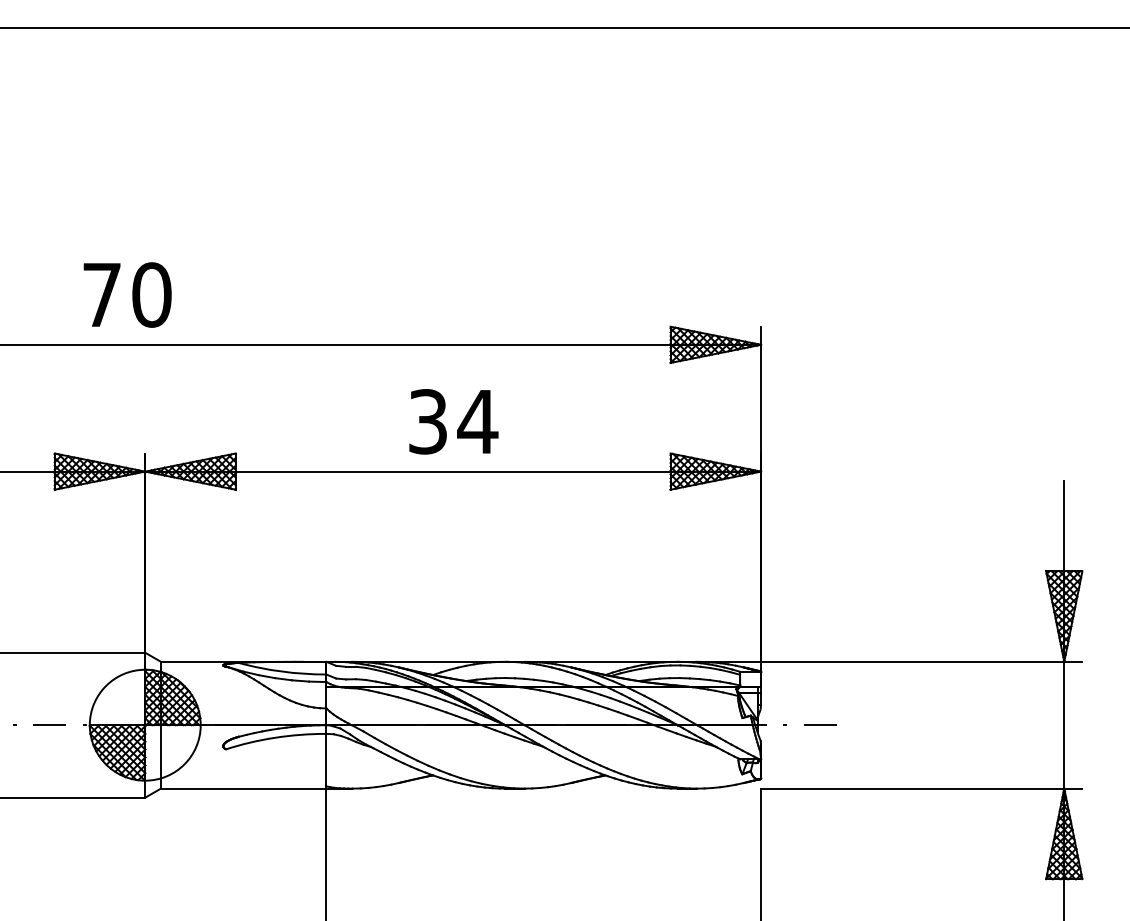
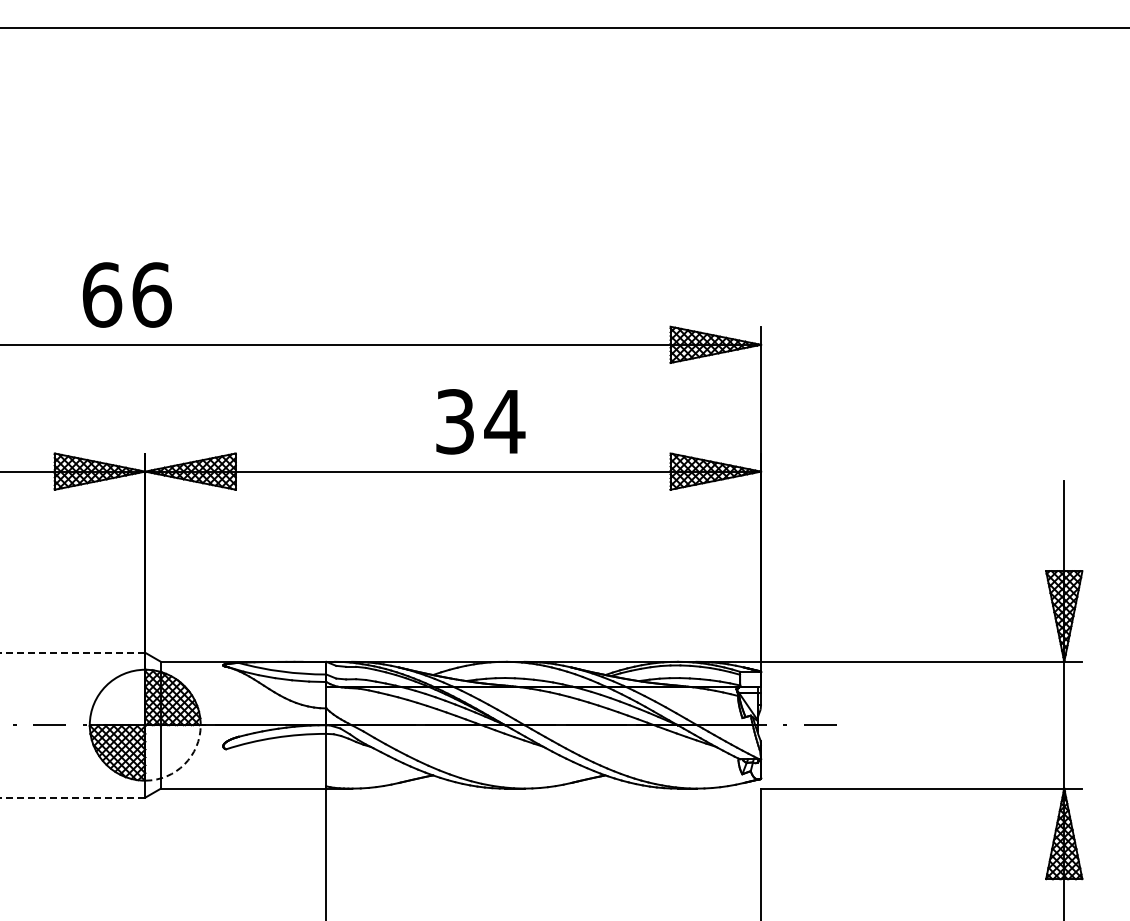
text: 70 -> 66 (126, 294)
text position: (453, 421) -> (480, 421) (480, 421)
line: solid -> dashed (72, 652)
arc: solid -> dashed (184, 764)
line: solid -> dashed (73, 797)
